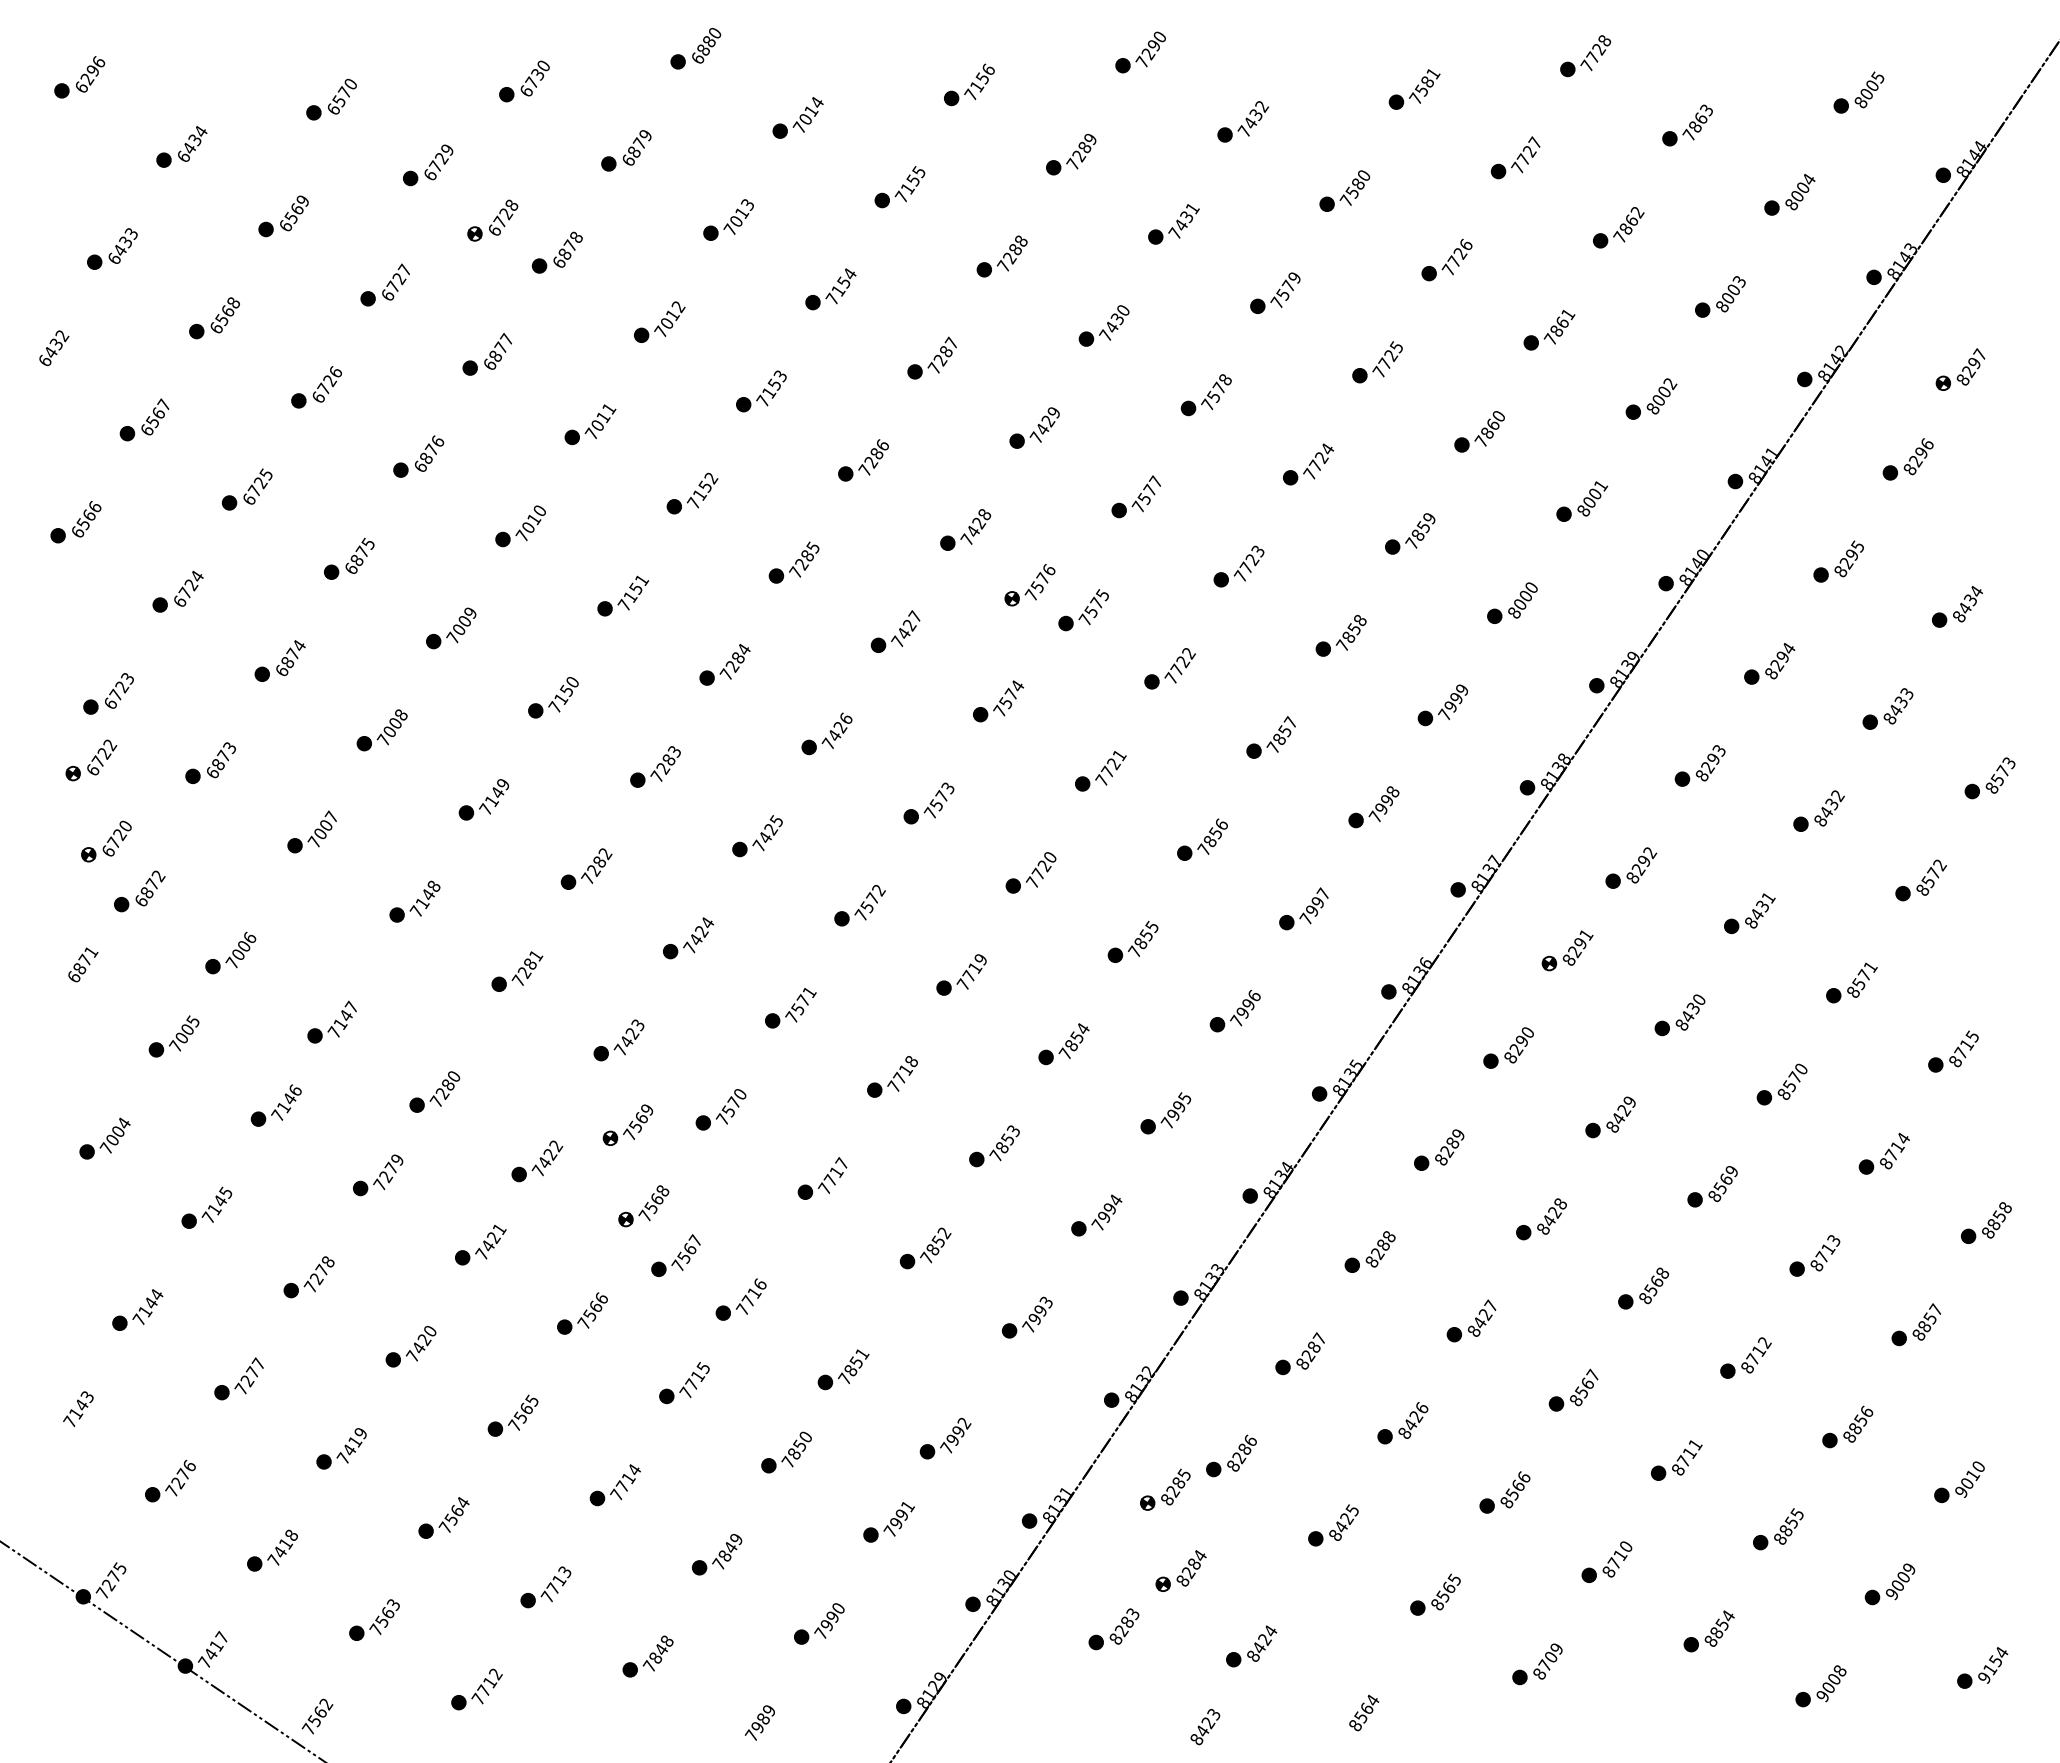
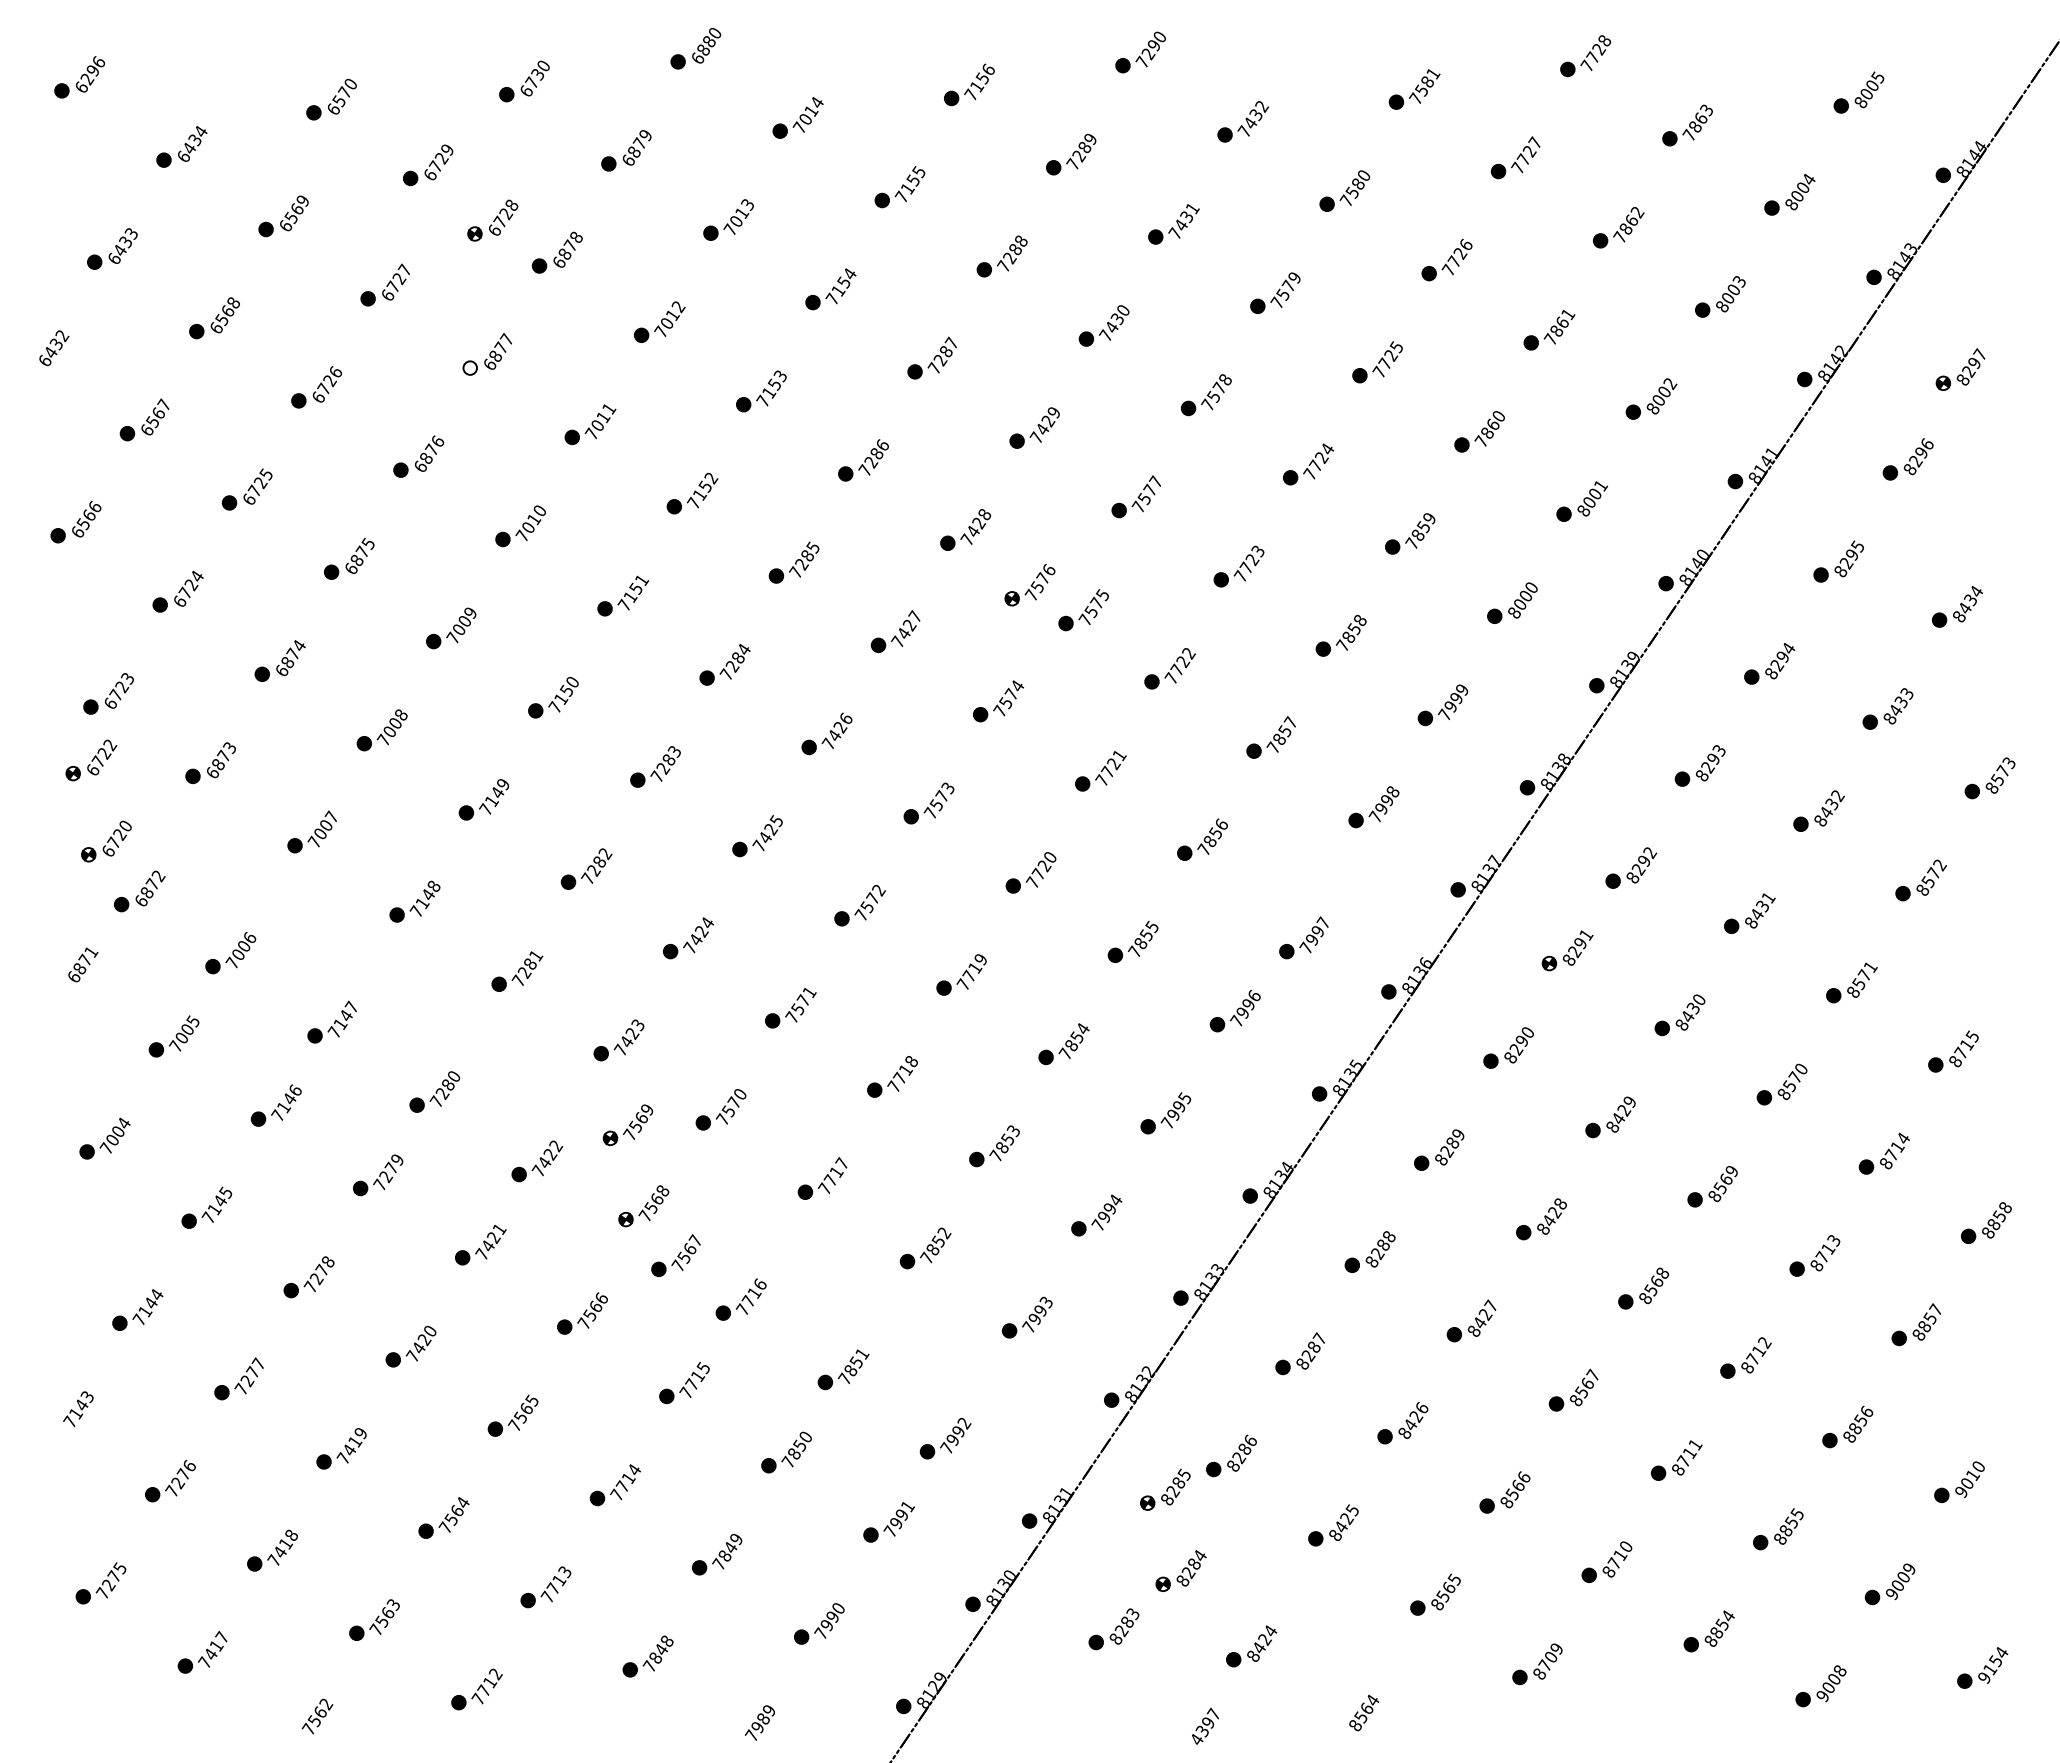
fill: present -> none (469, 367)
part position: (1303, 908) -> (1303, 937) (1303, 937)
line: present -> none (161, 1651)
text: 8423 -> 4397 (1205, 1726)
